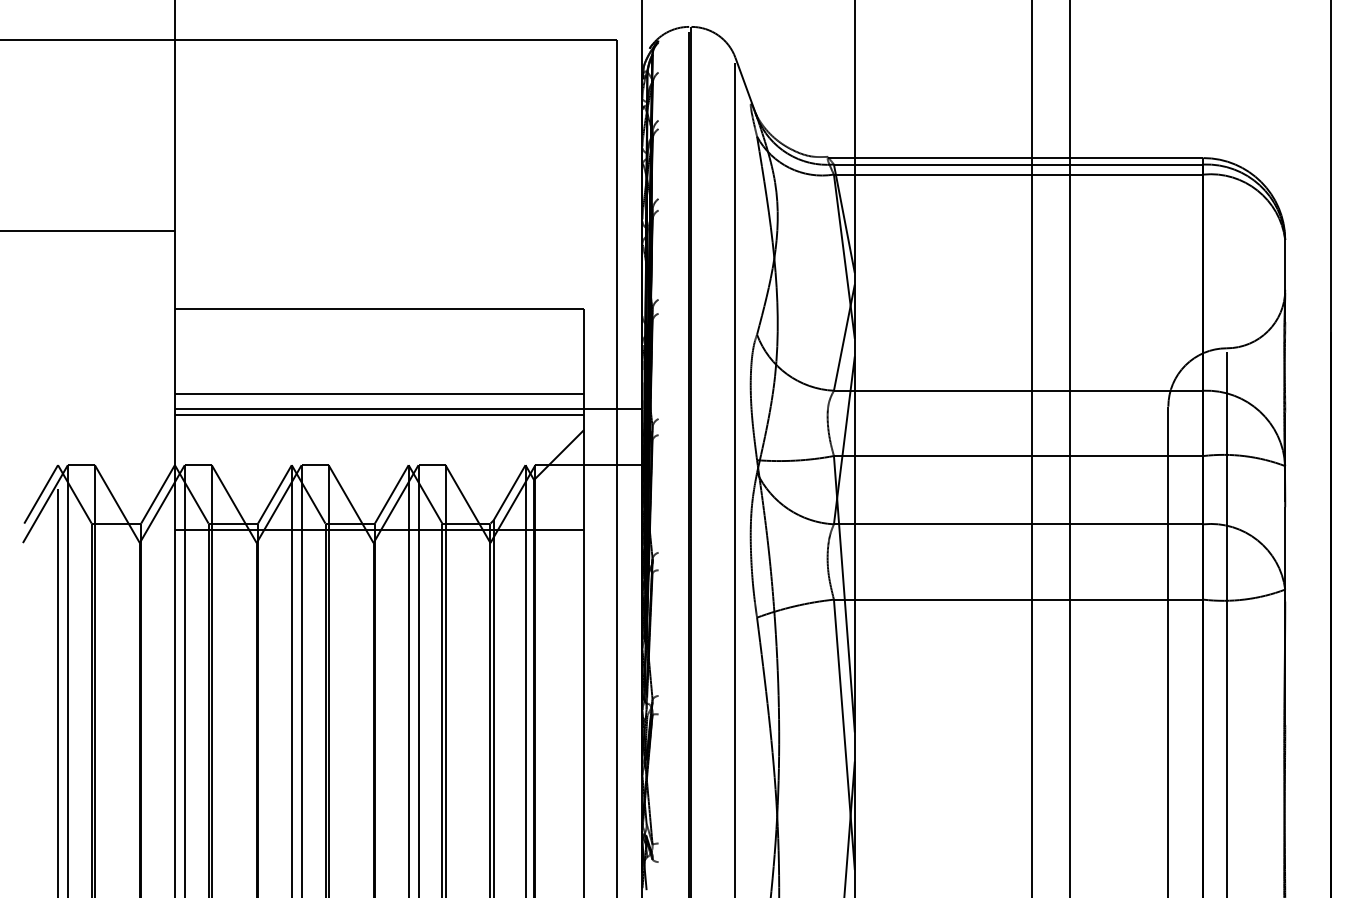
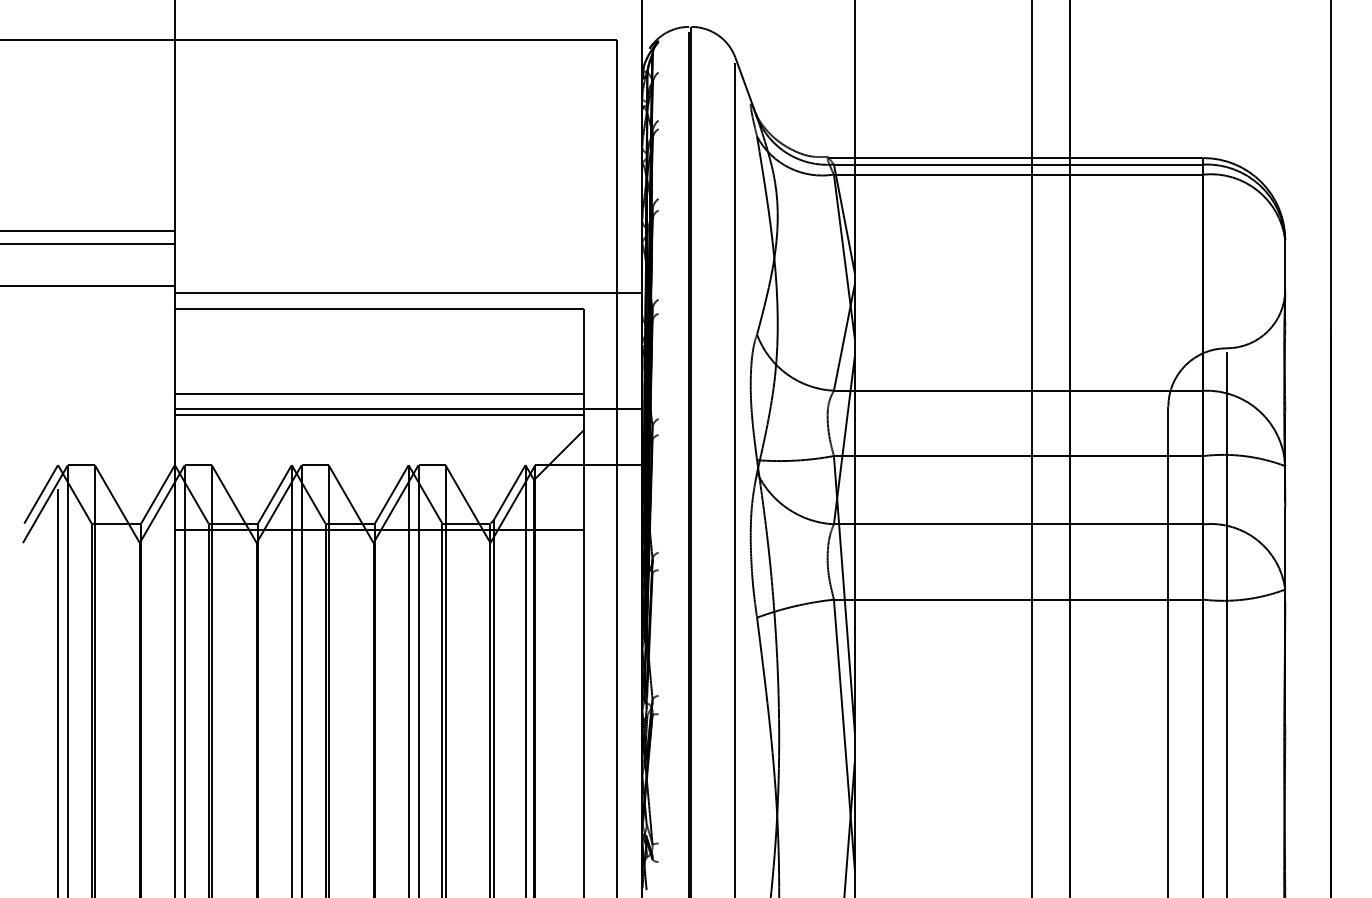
line: none -> present (88, 243)
line: none -> present (88, 286)
line: none -> present (408, 292)
